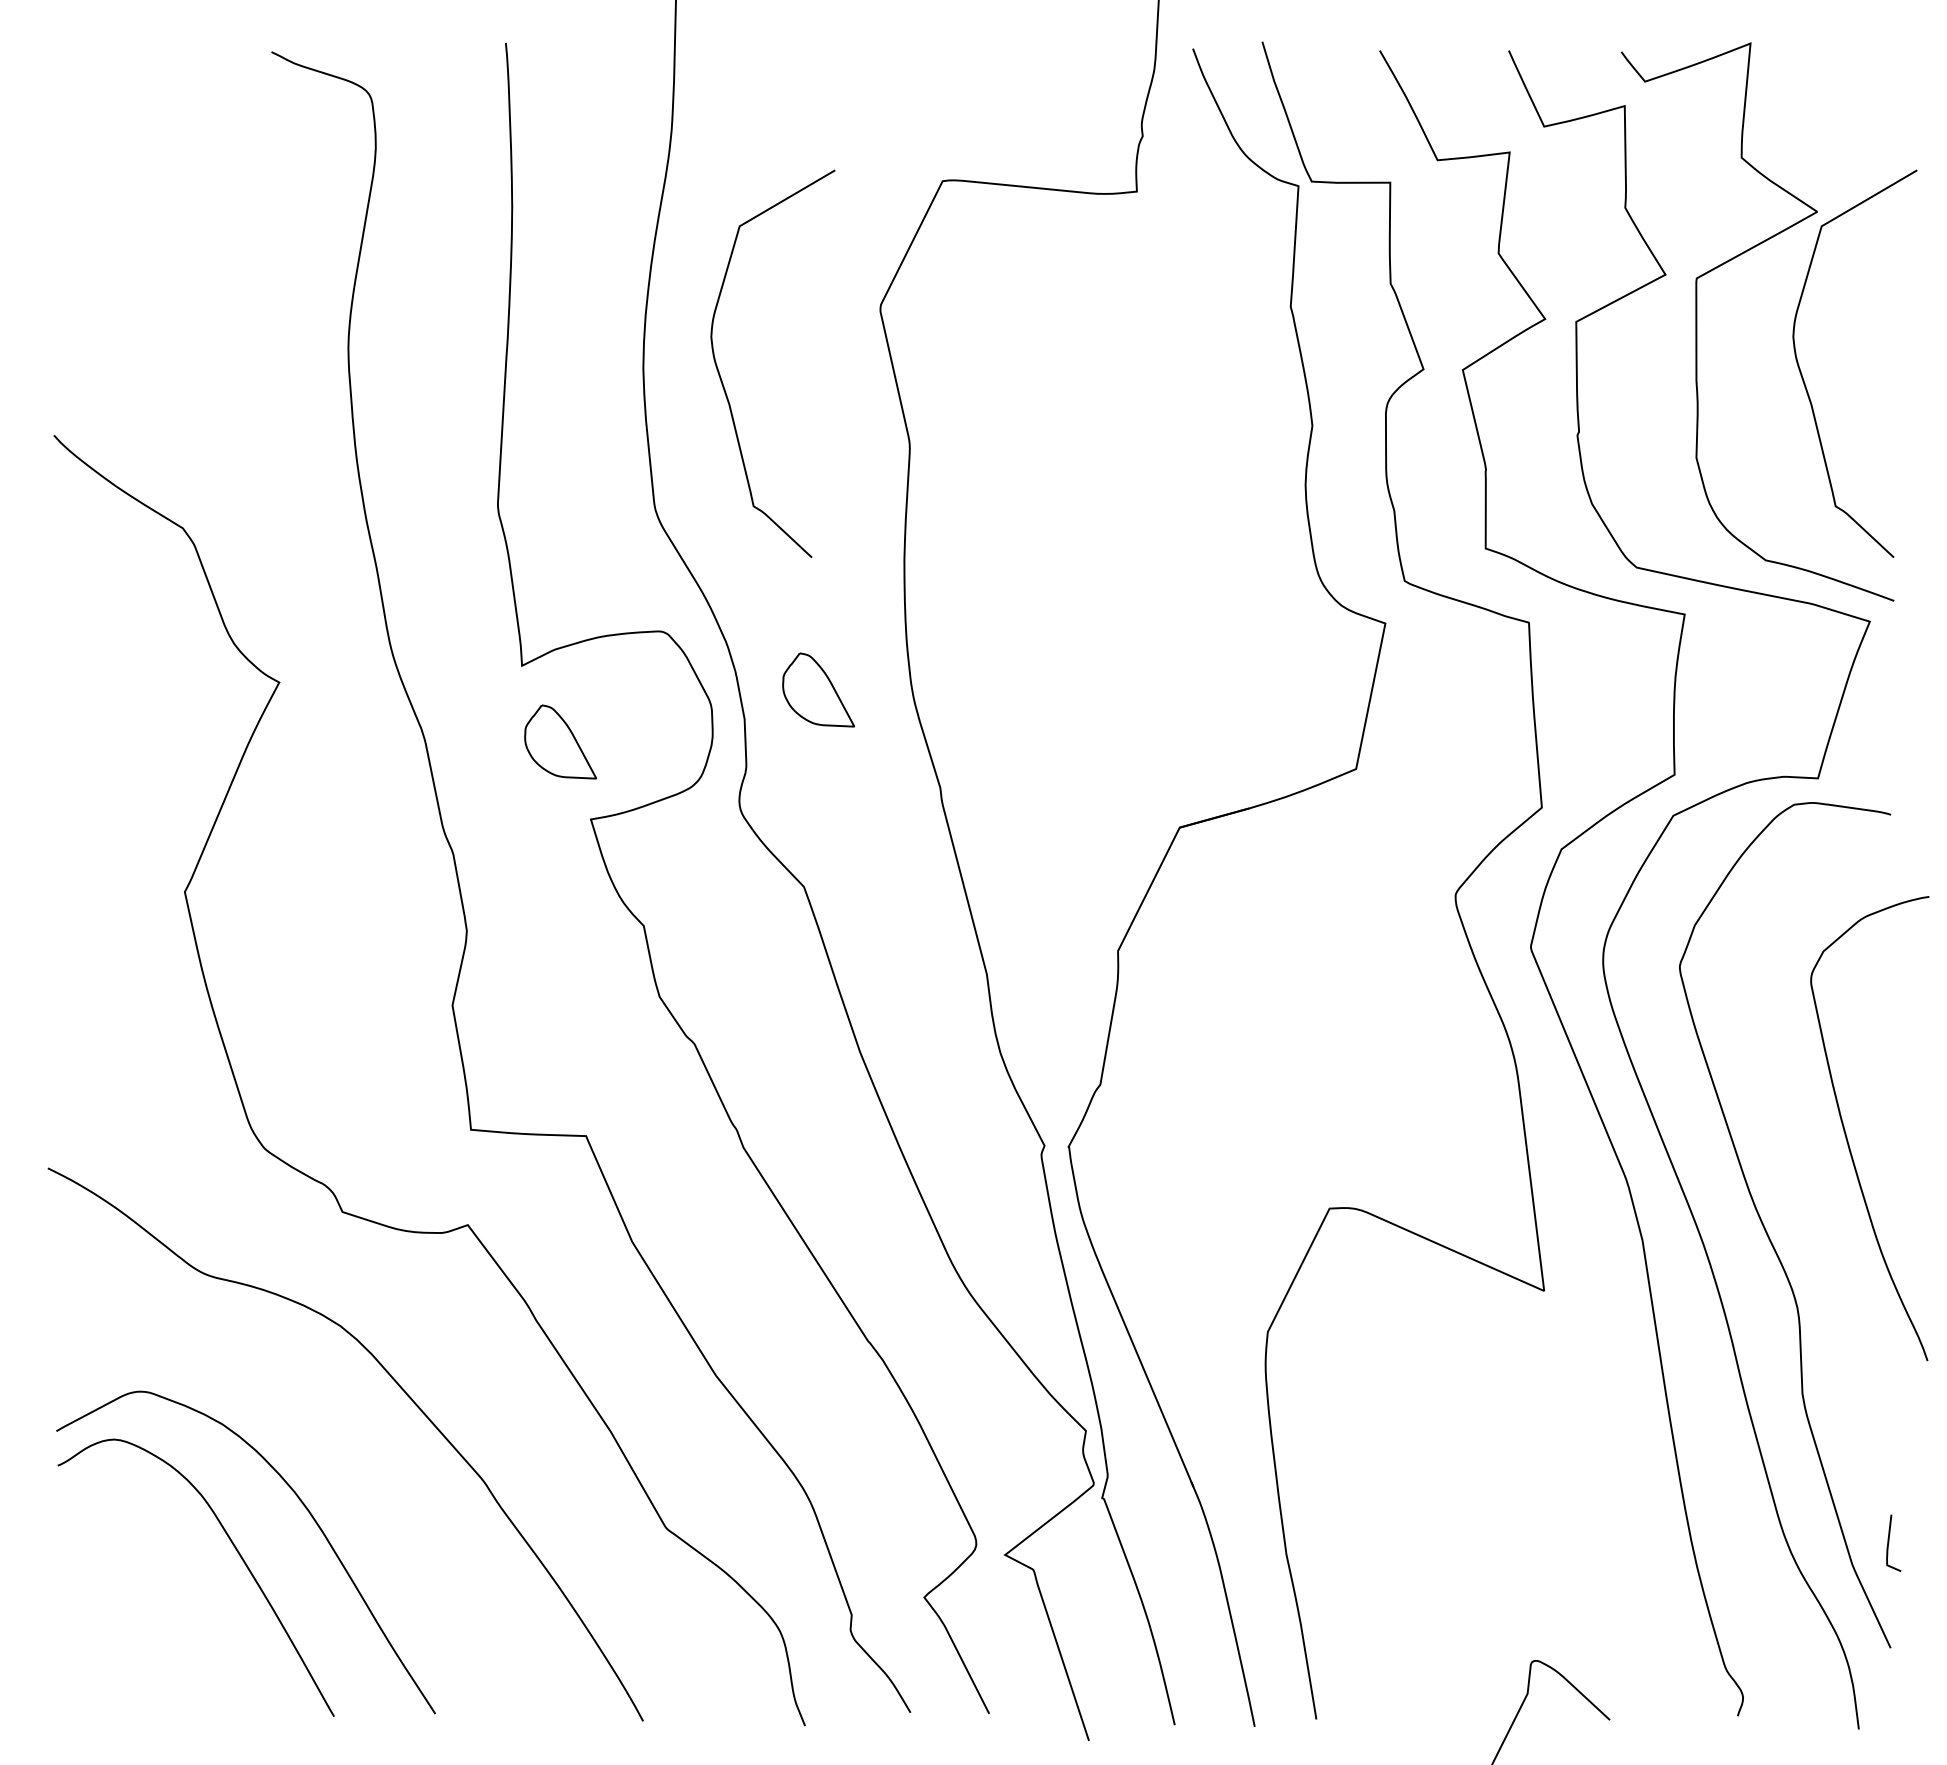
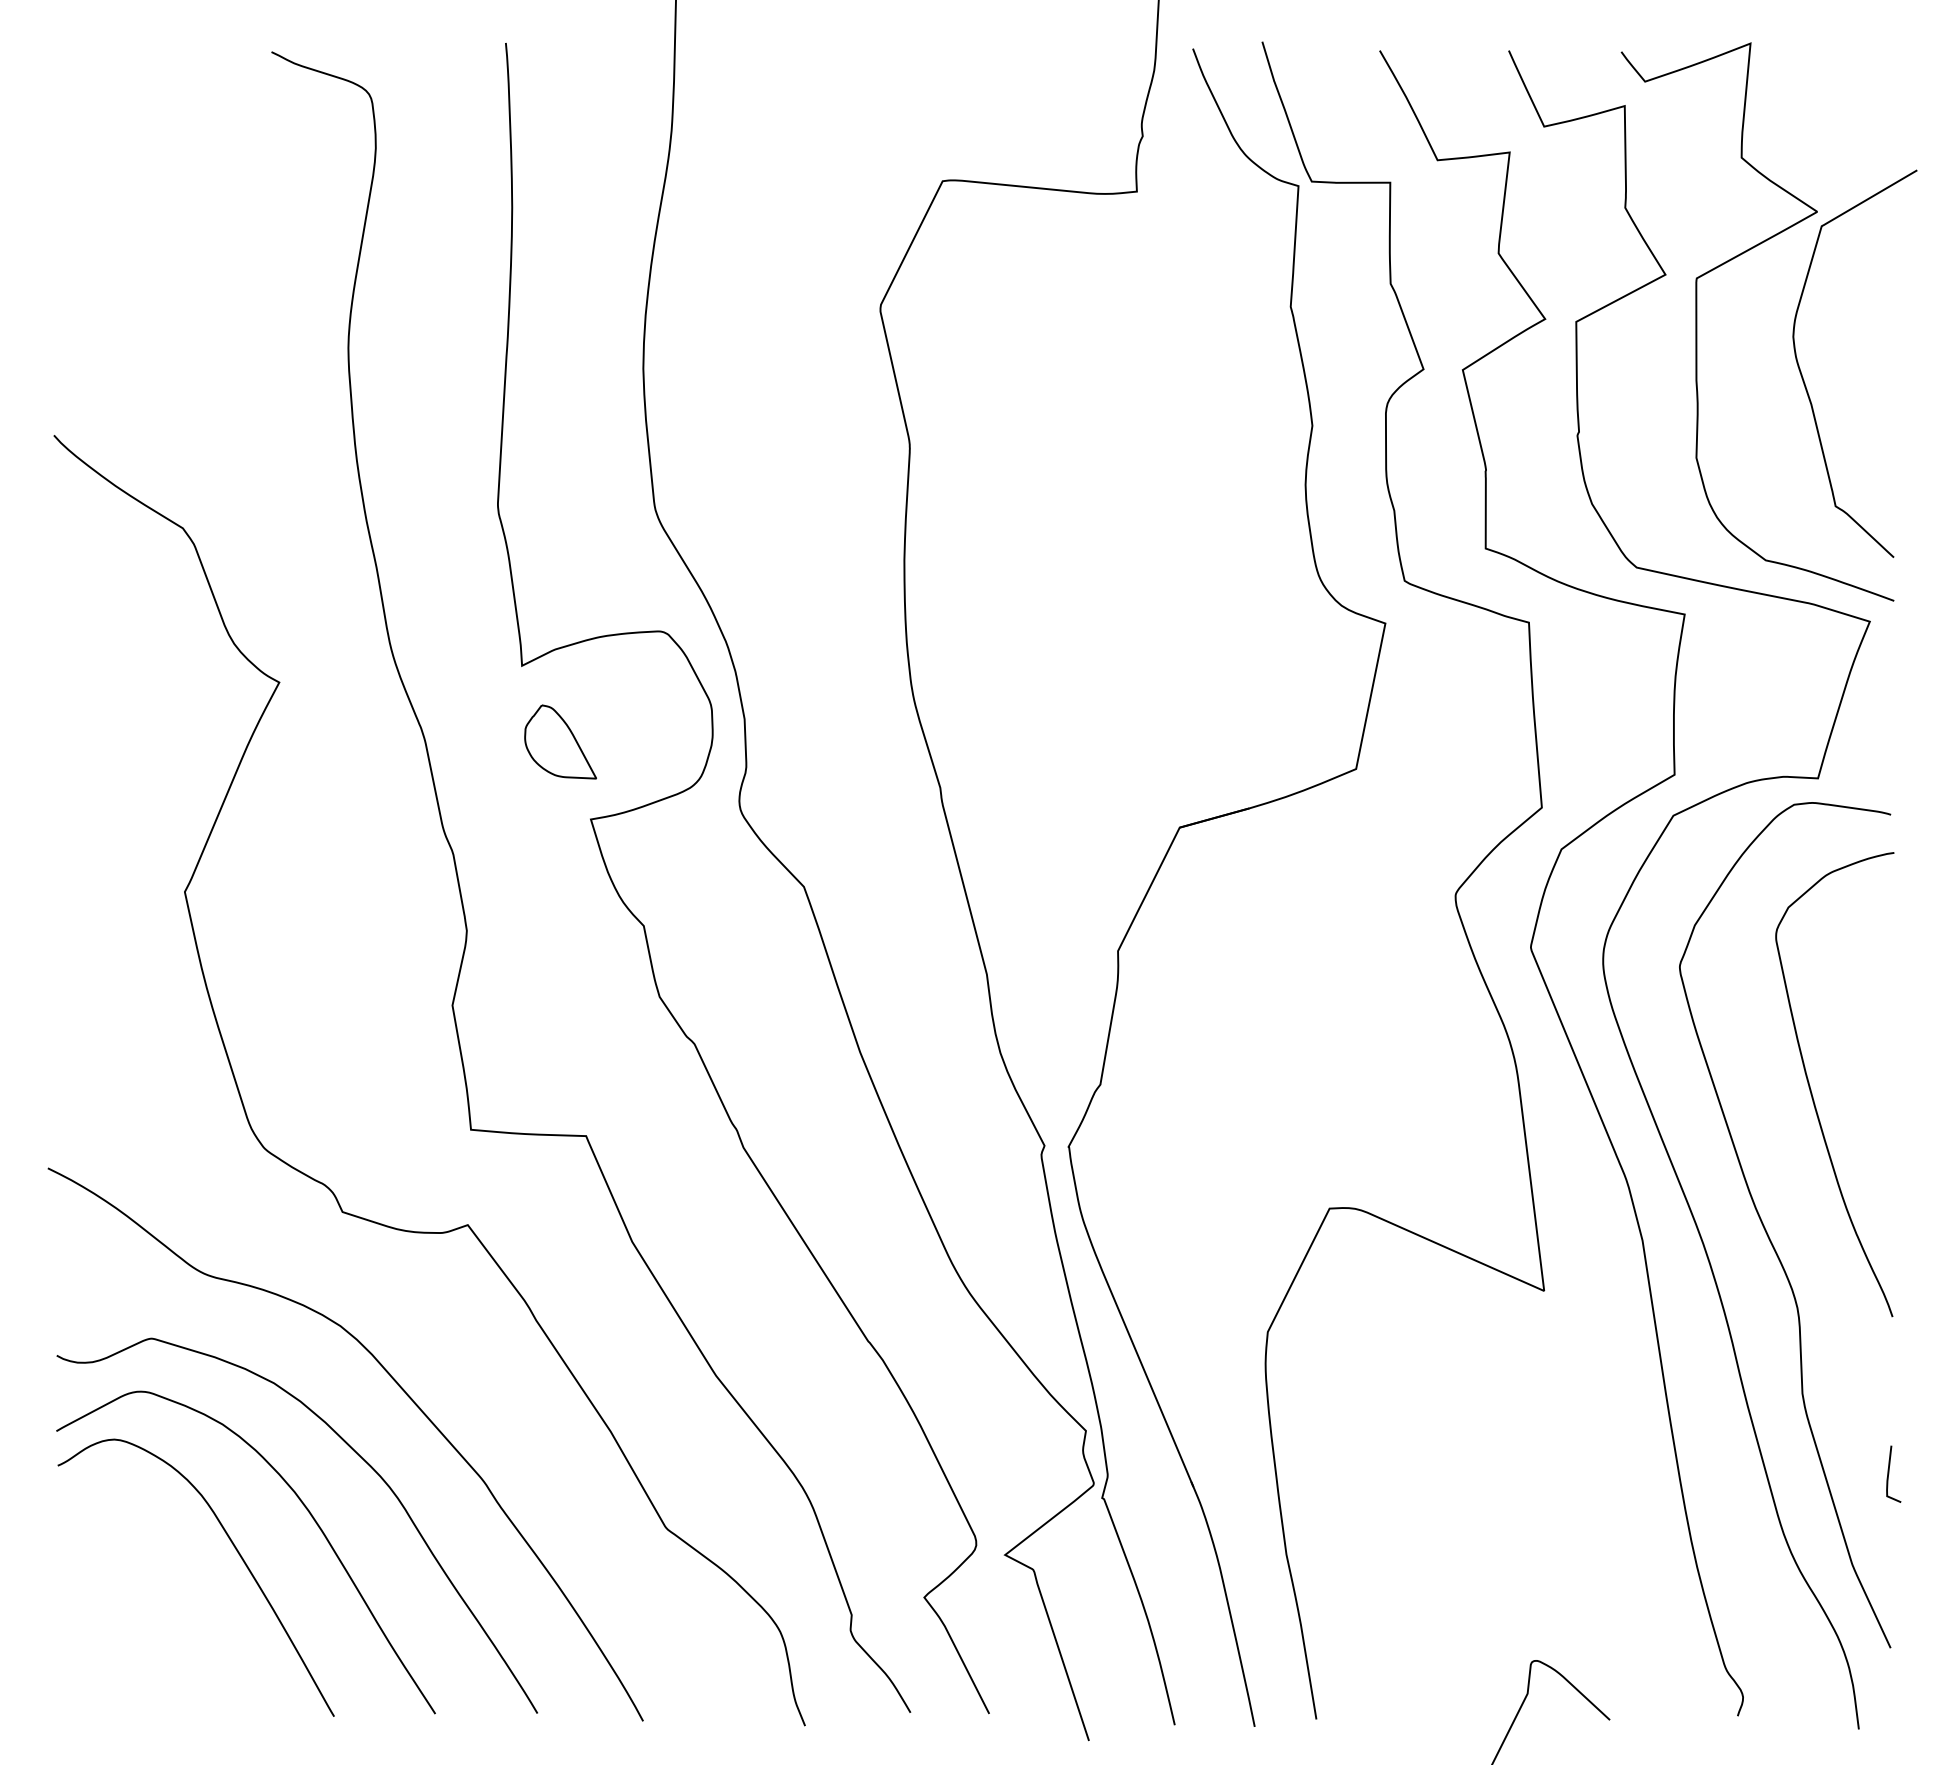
curve: present -> none (722, 380)
part: present -> none (818, 689)
curve position: (1846, 1133) -> (1811, 1089) (1811, 1089)
curve: none -> present (354, 1452)
curve position: (1889, 1542) -> (1889, 1473) (1889, 1473)
